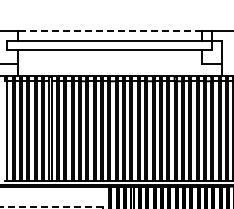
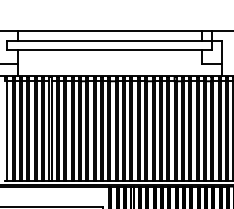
line: dashed -> solid (109, 31)
line: dashed -> solid (51, 207)
